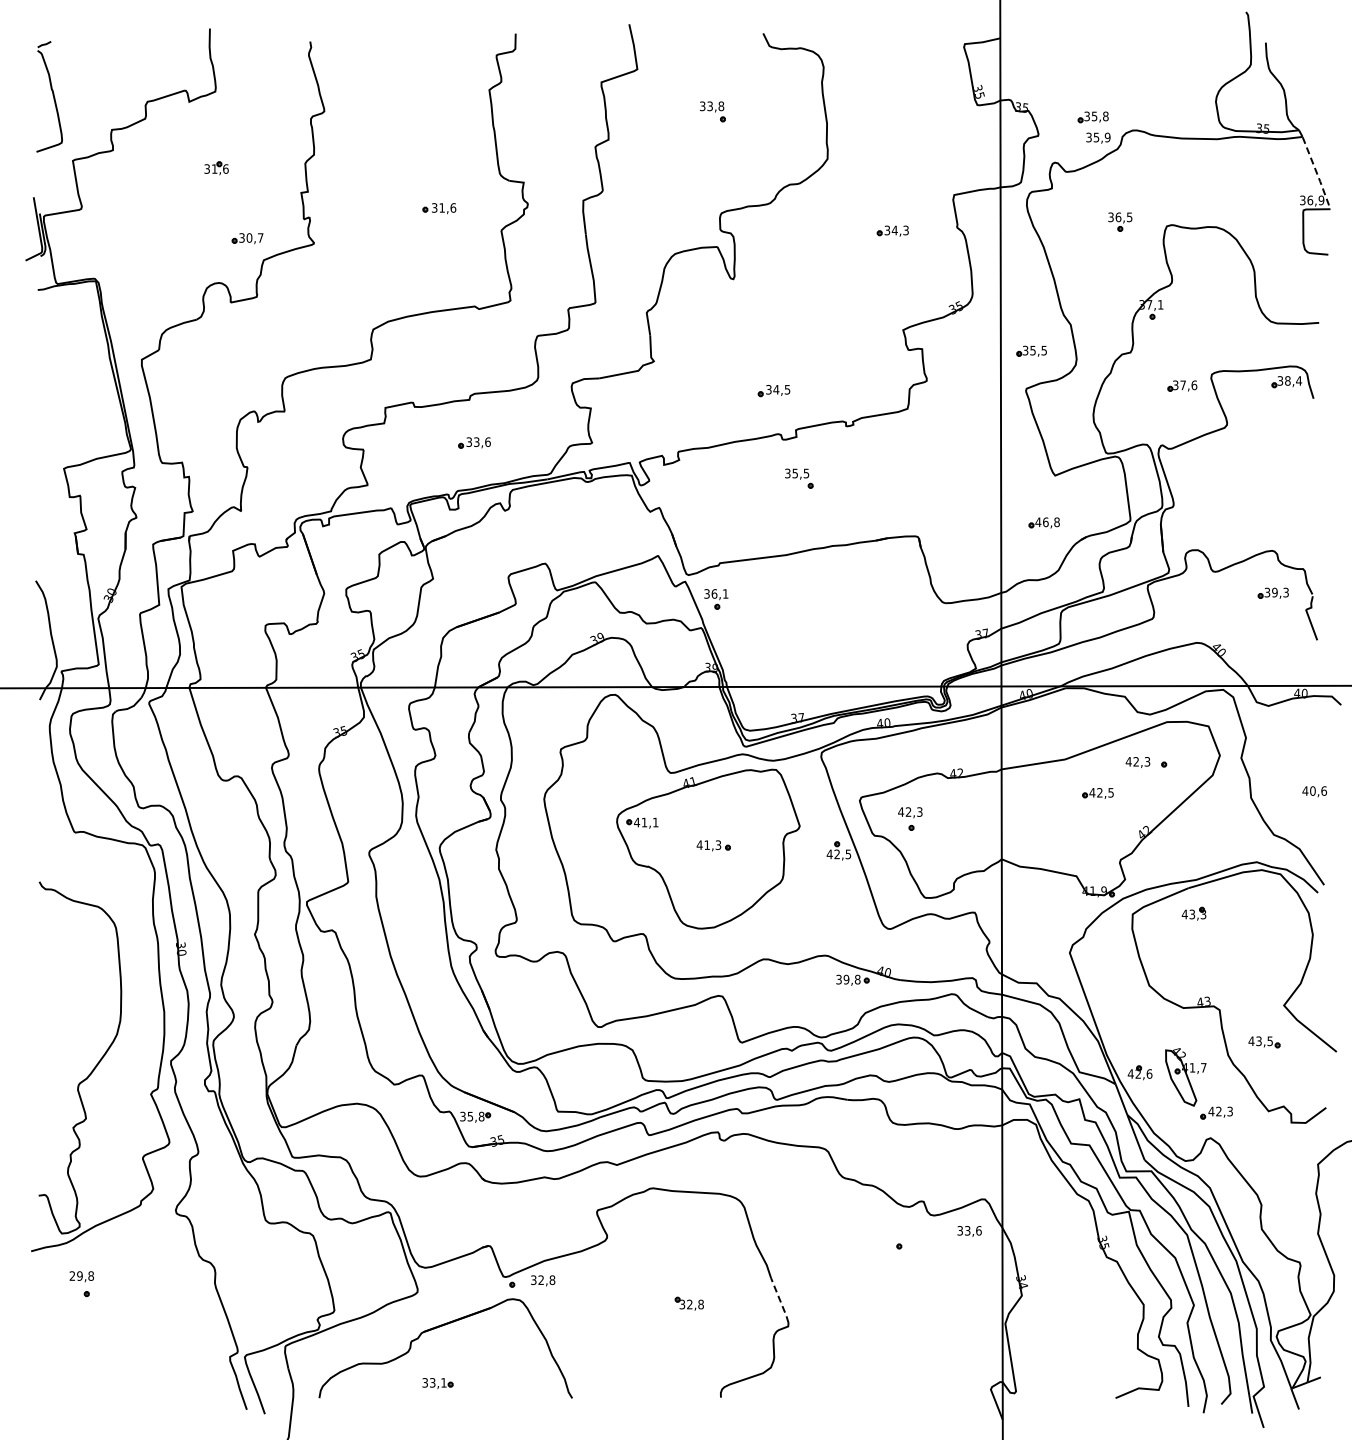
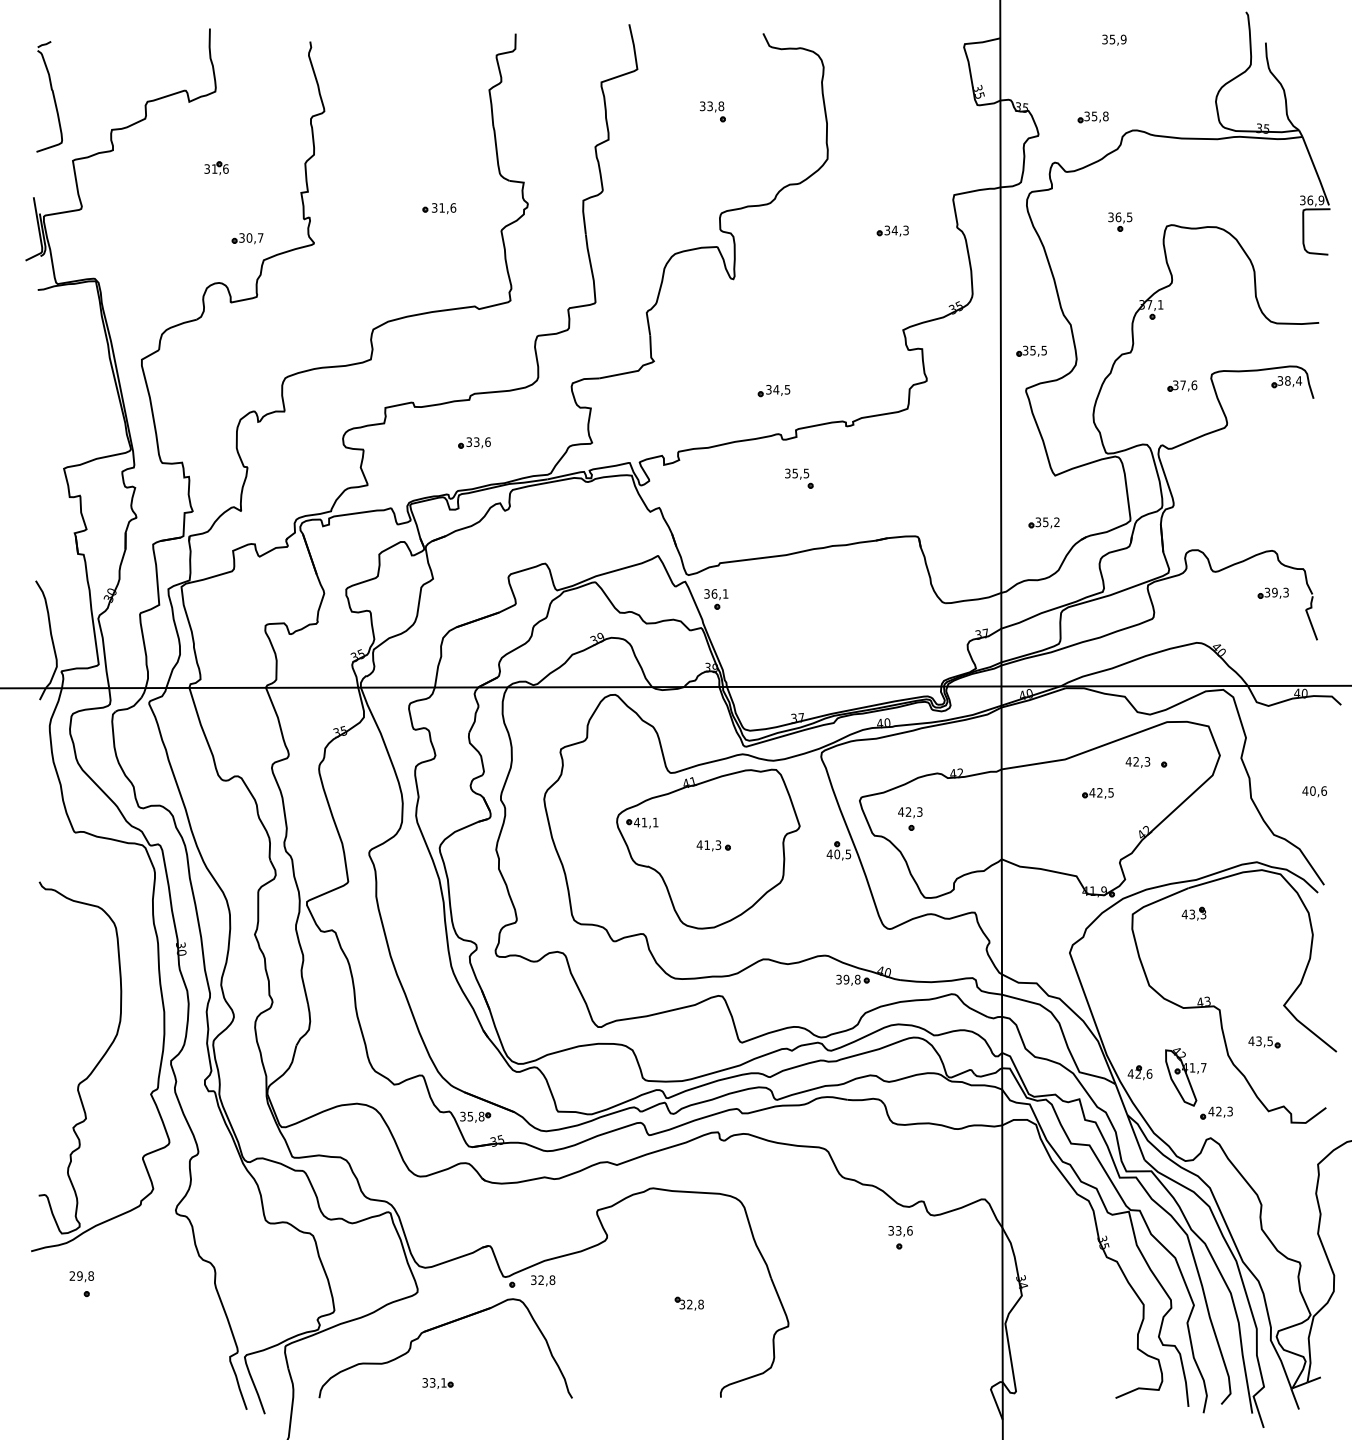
text position: (1098, 137) -> (1114, 39) (1114, 39)
line: dashed -> solid (1316, 171)
text: 46,8 -> 35,2 (1047, 522)
text: 42,5 -> 40,5 (837, 854)
text position: (969, 1231) -> (900, 1231) (900, 1231)
line: dashed -> solid (780, 1301)
